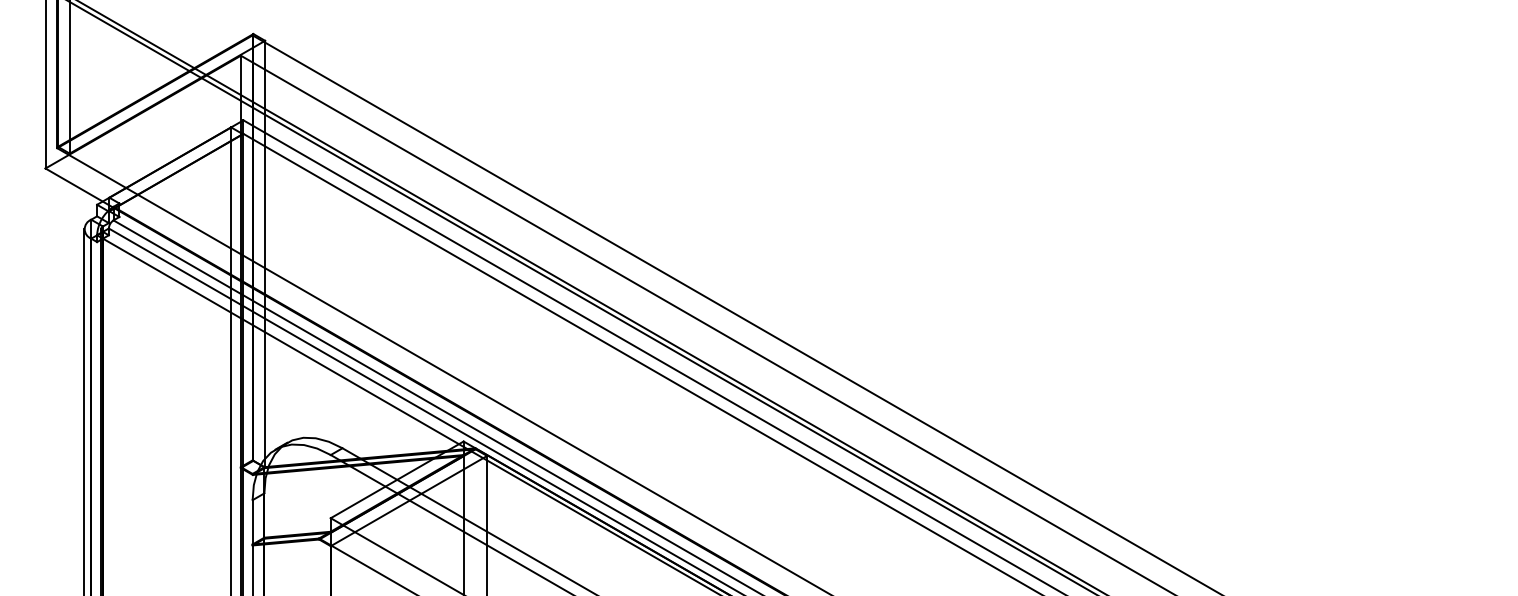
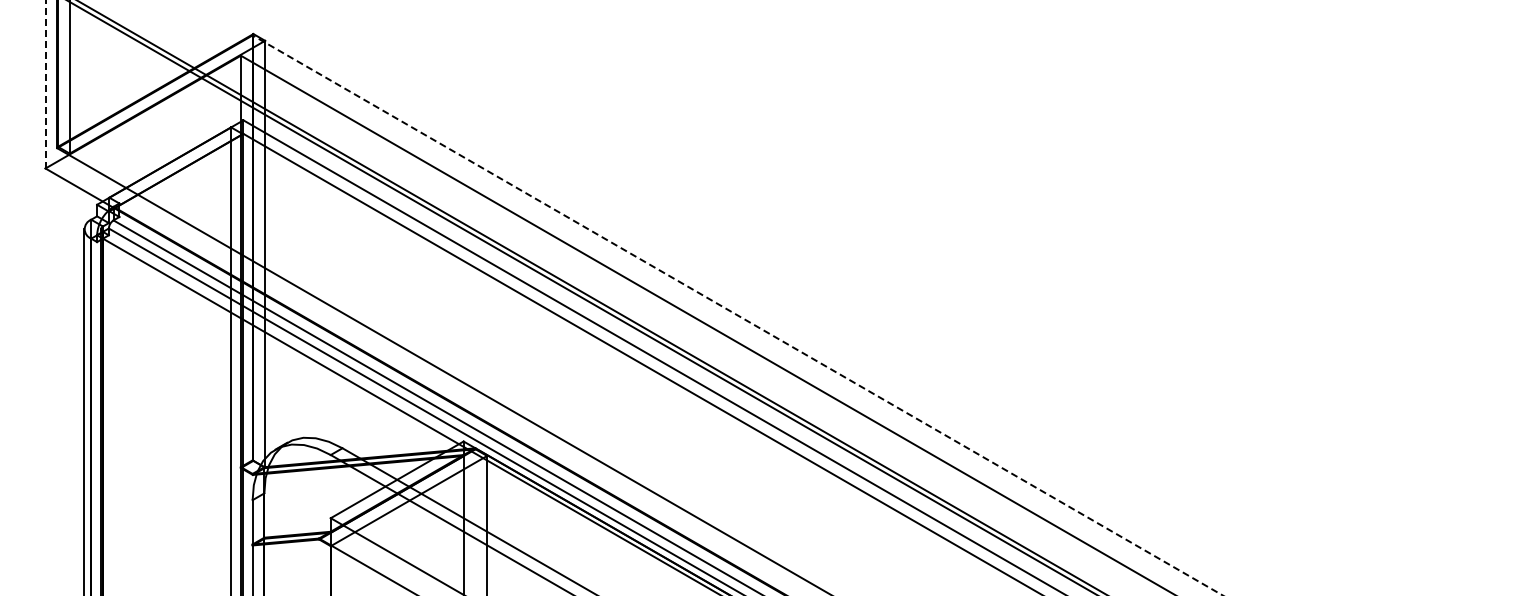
line: solid -> dashed (45, 84)
line: solid -> dashed (737, 315)
